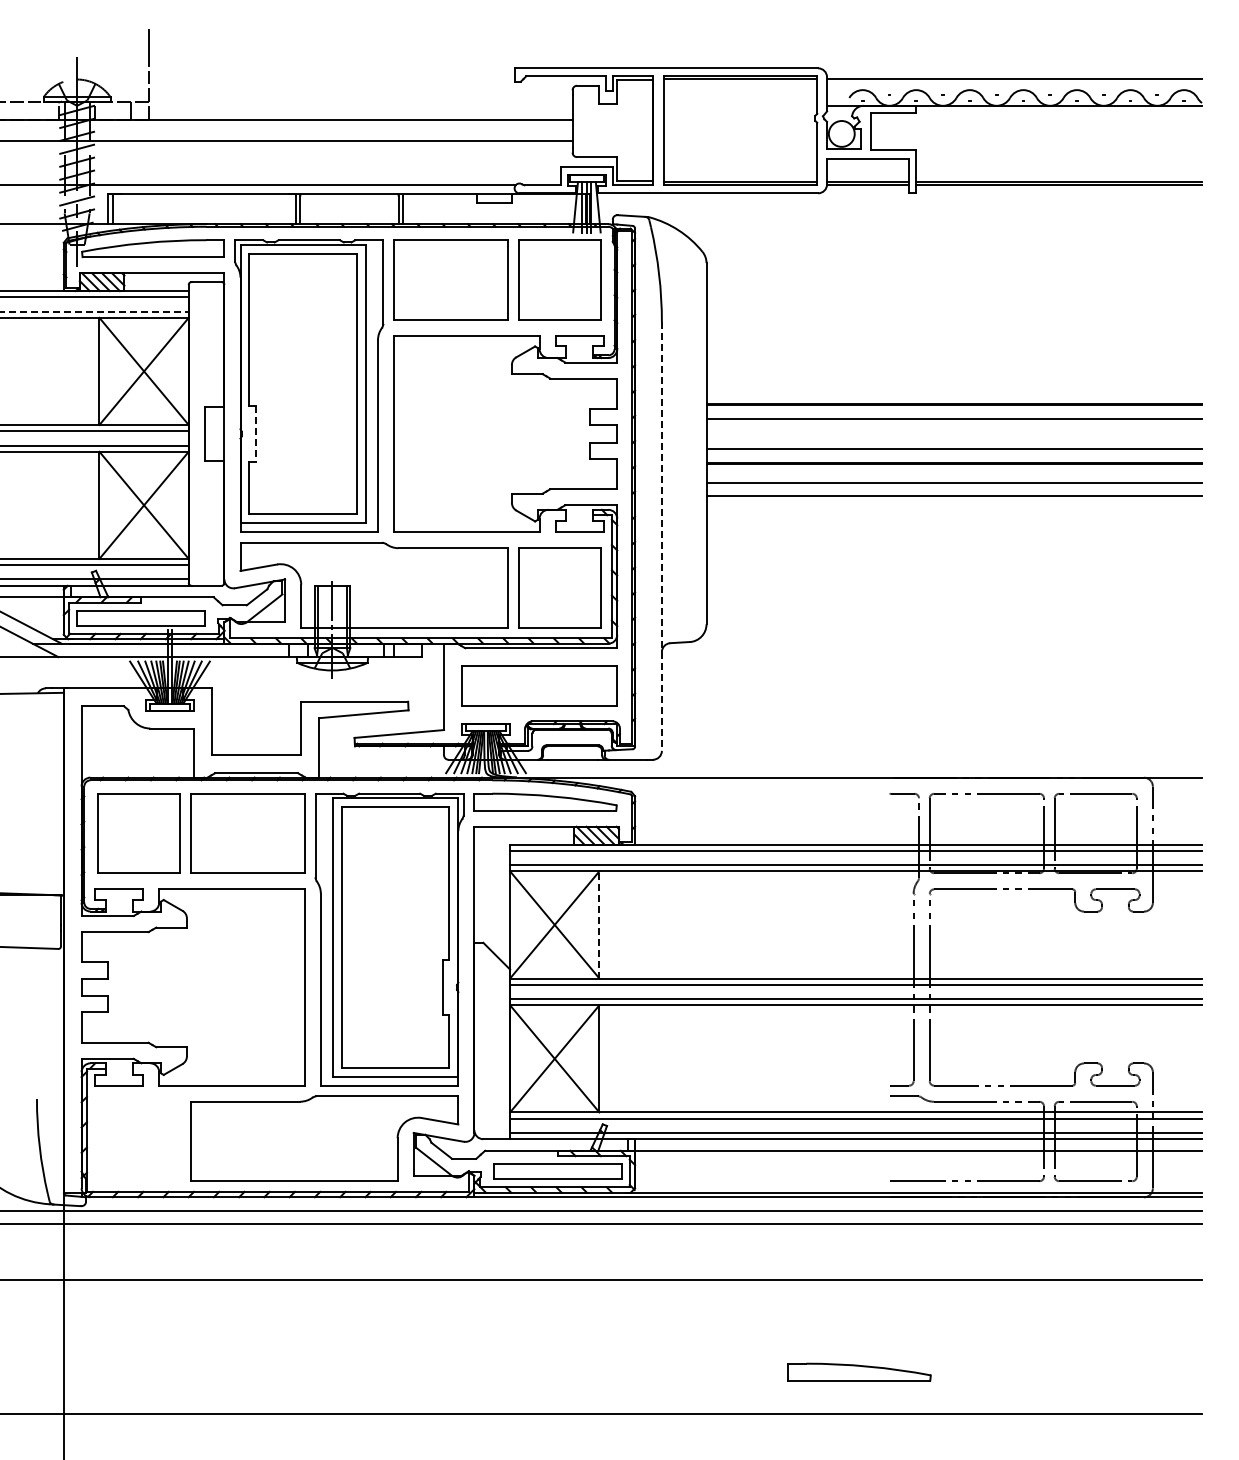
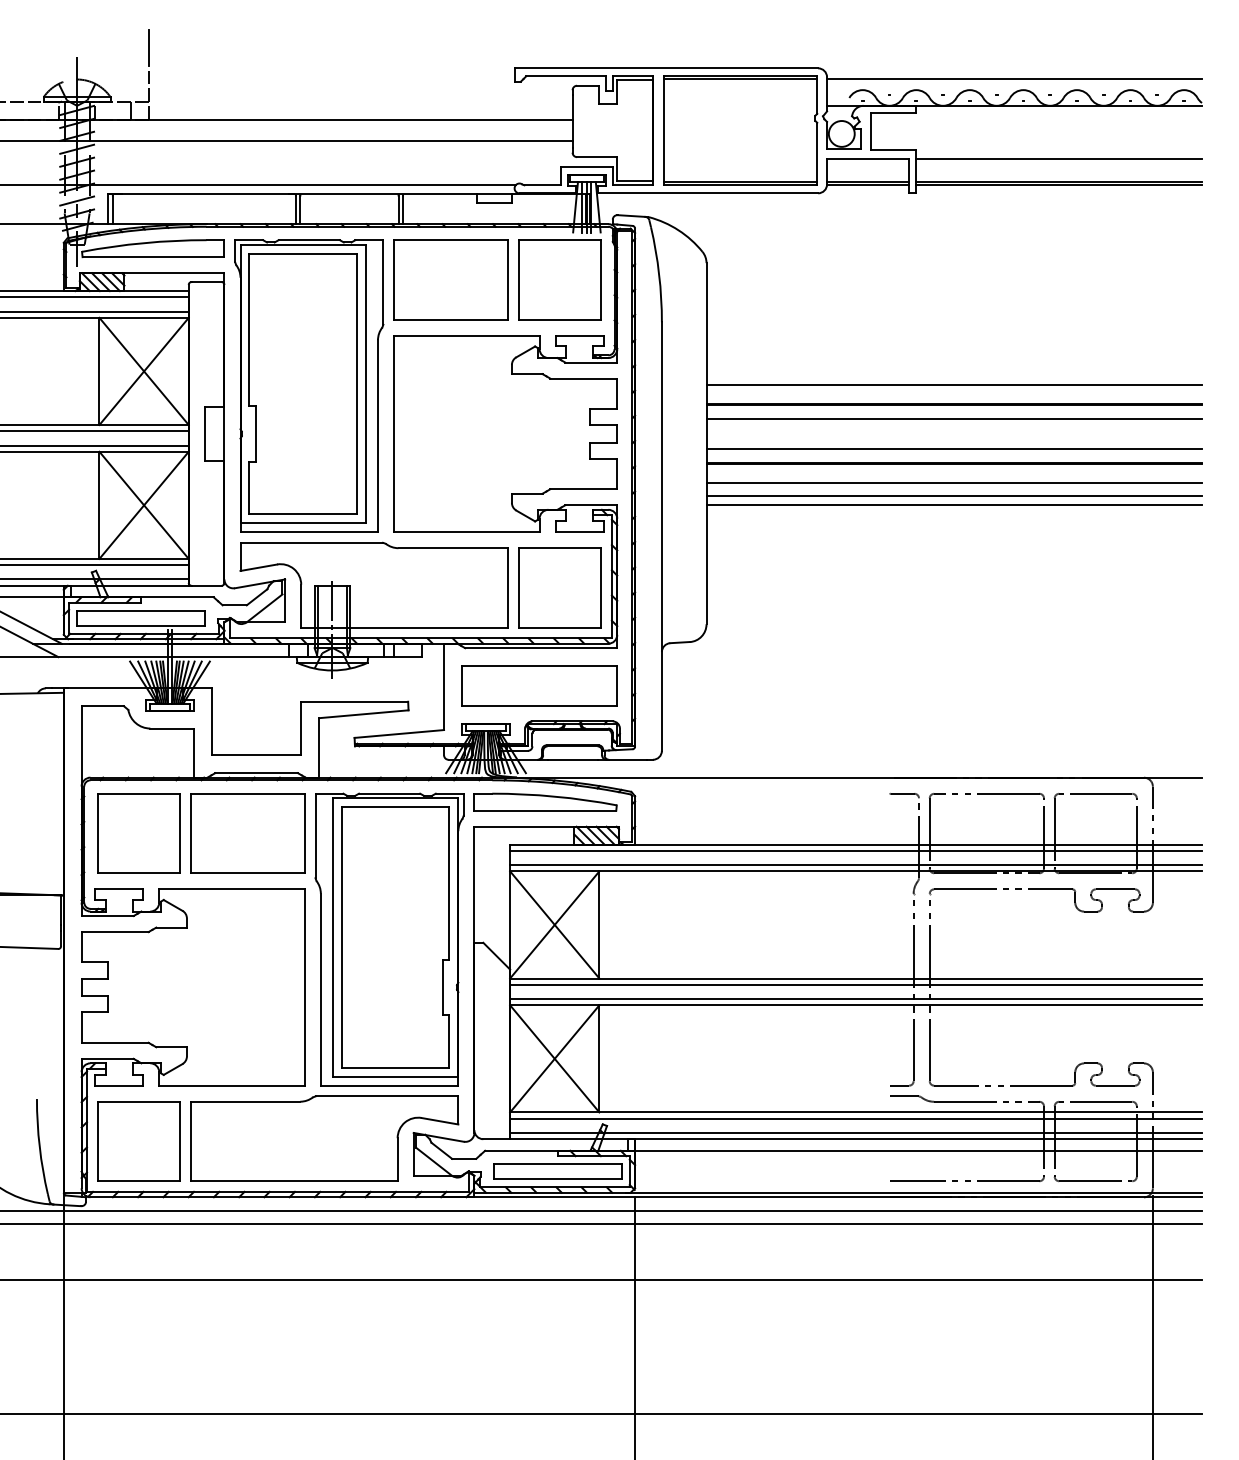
line: none -> present (1059, 158)
line: dashed -> solid (94, 311)
line: none -> present (954, 384)
line: dashed -> solid (255, 433)
line: none -> present (954, 505)
line: dashed -> solid (661, 537)
line: dashed -> solid (599, 924)
part: none -> present (138, 1141)
line: none -> present (635, 1326)
line: none -> present (1152, 1326)
part: present -> none (859, 1371)
